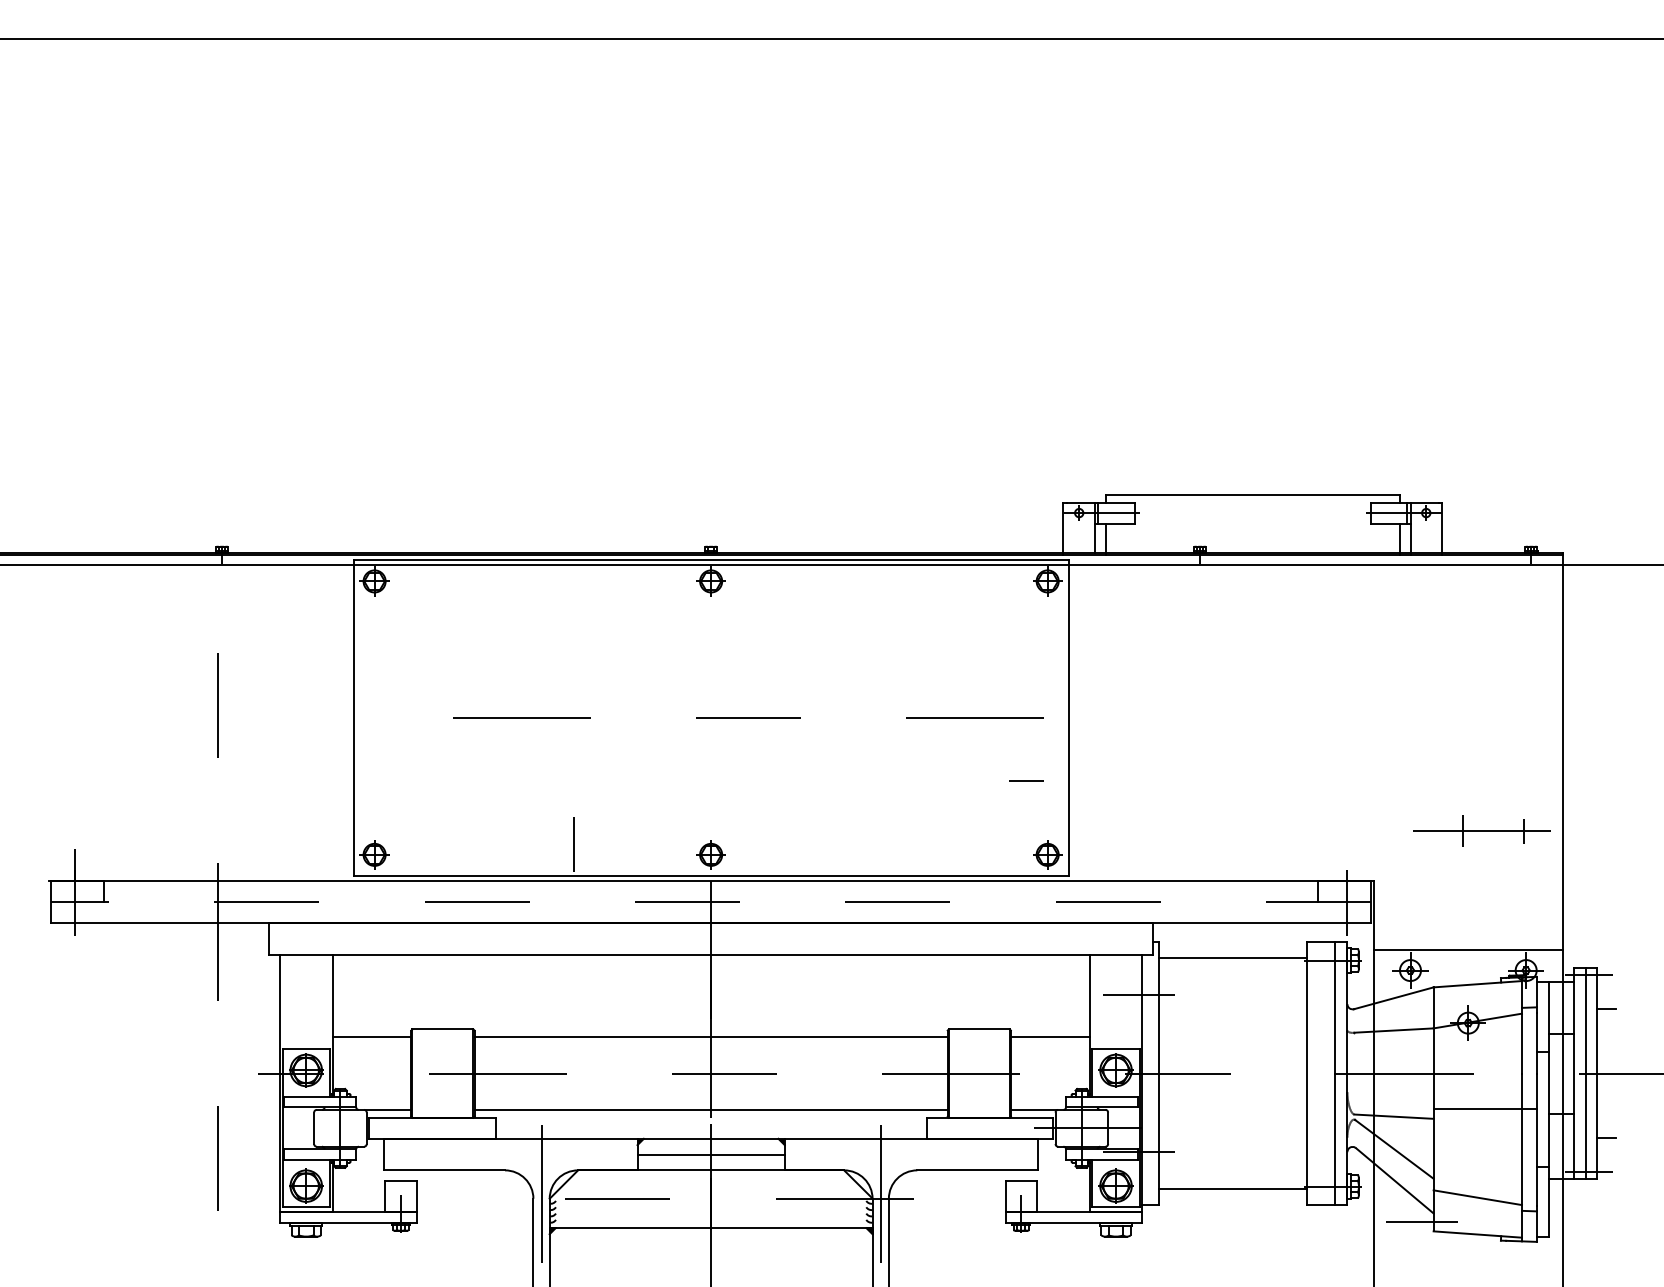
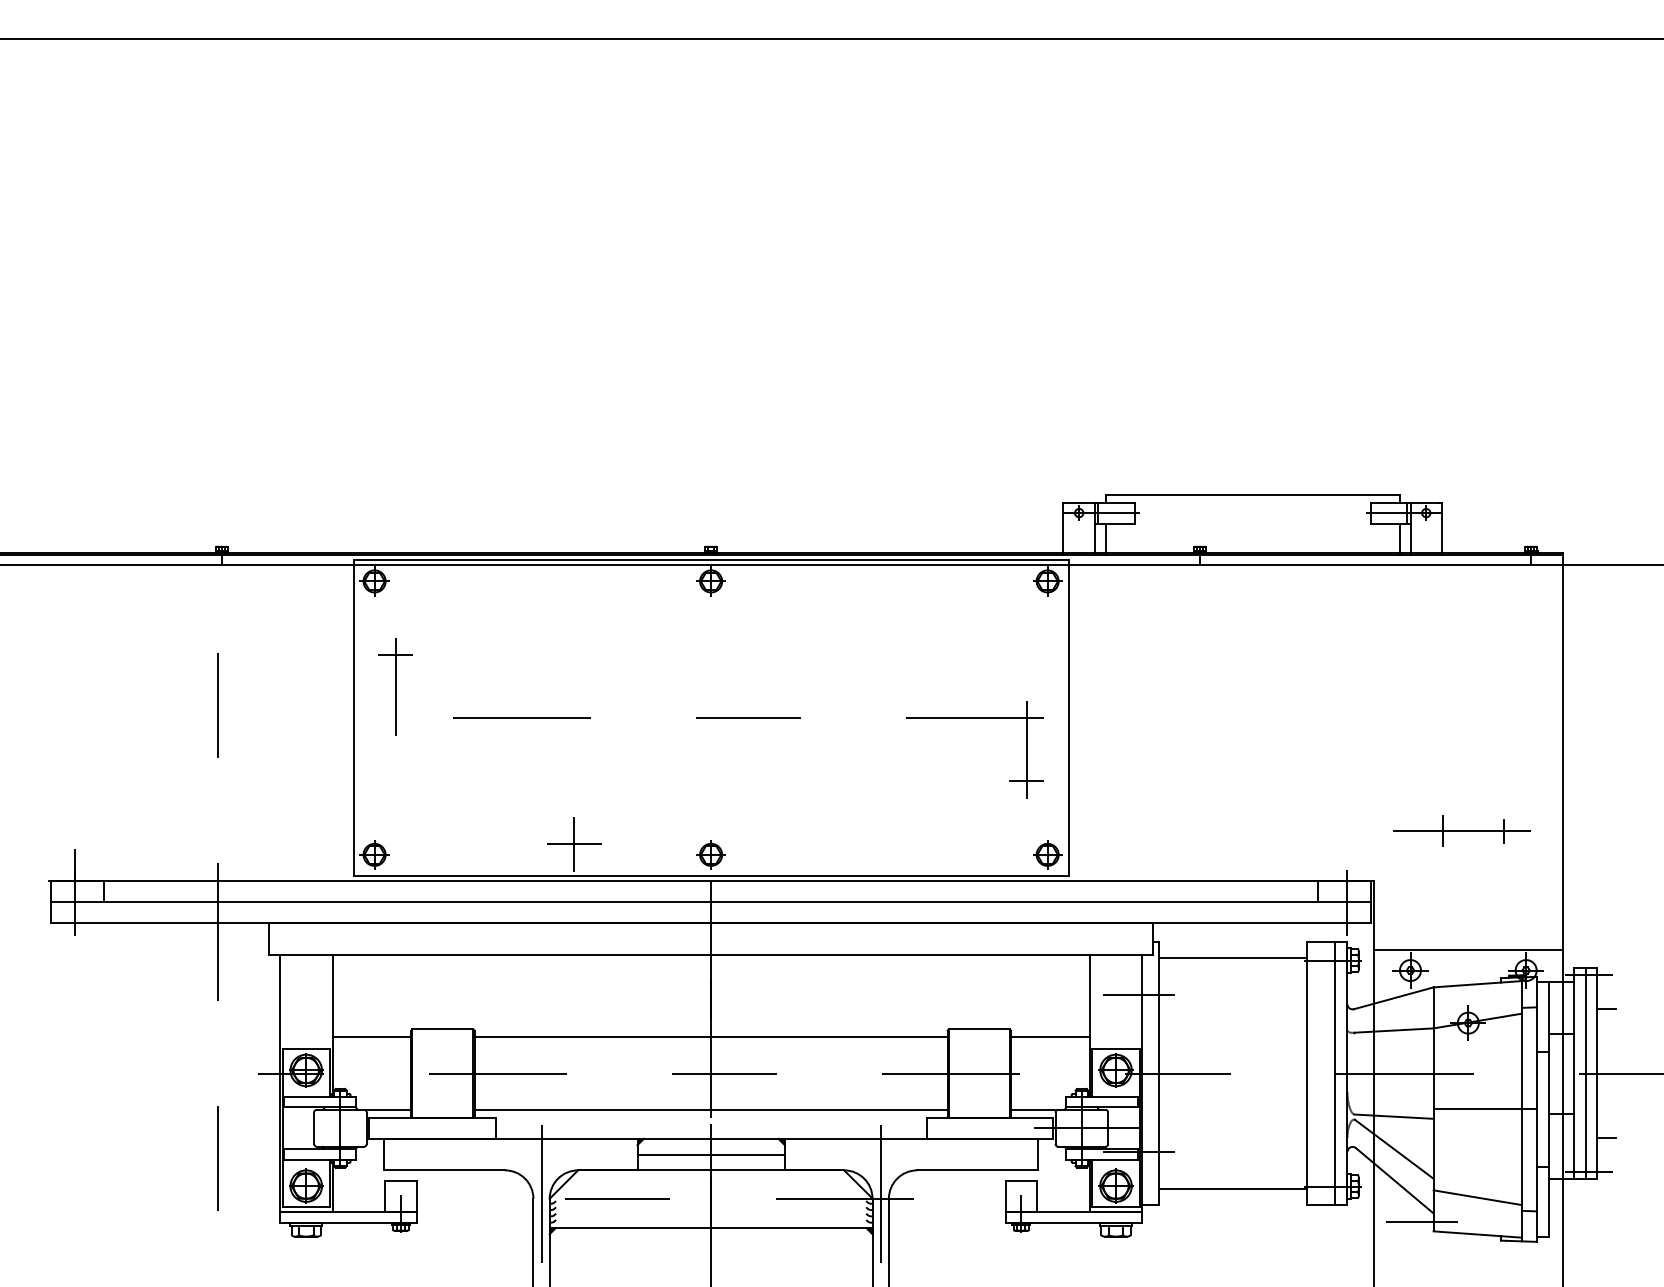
part: none -> present (395, 686)
line: none -> present (1026, 749)
part position: (1481, 830) -> (1461, 830) (1461, 830)
line: none -> present (573, 844)
line: dashed -> solid (711, 902)
